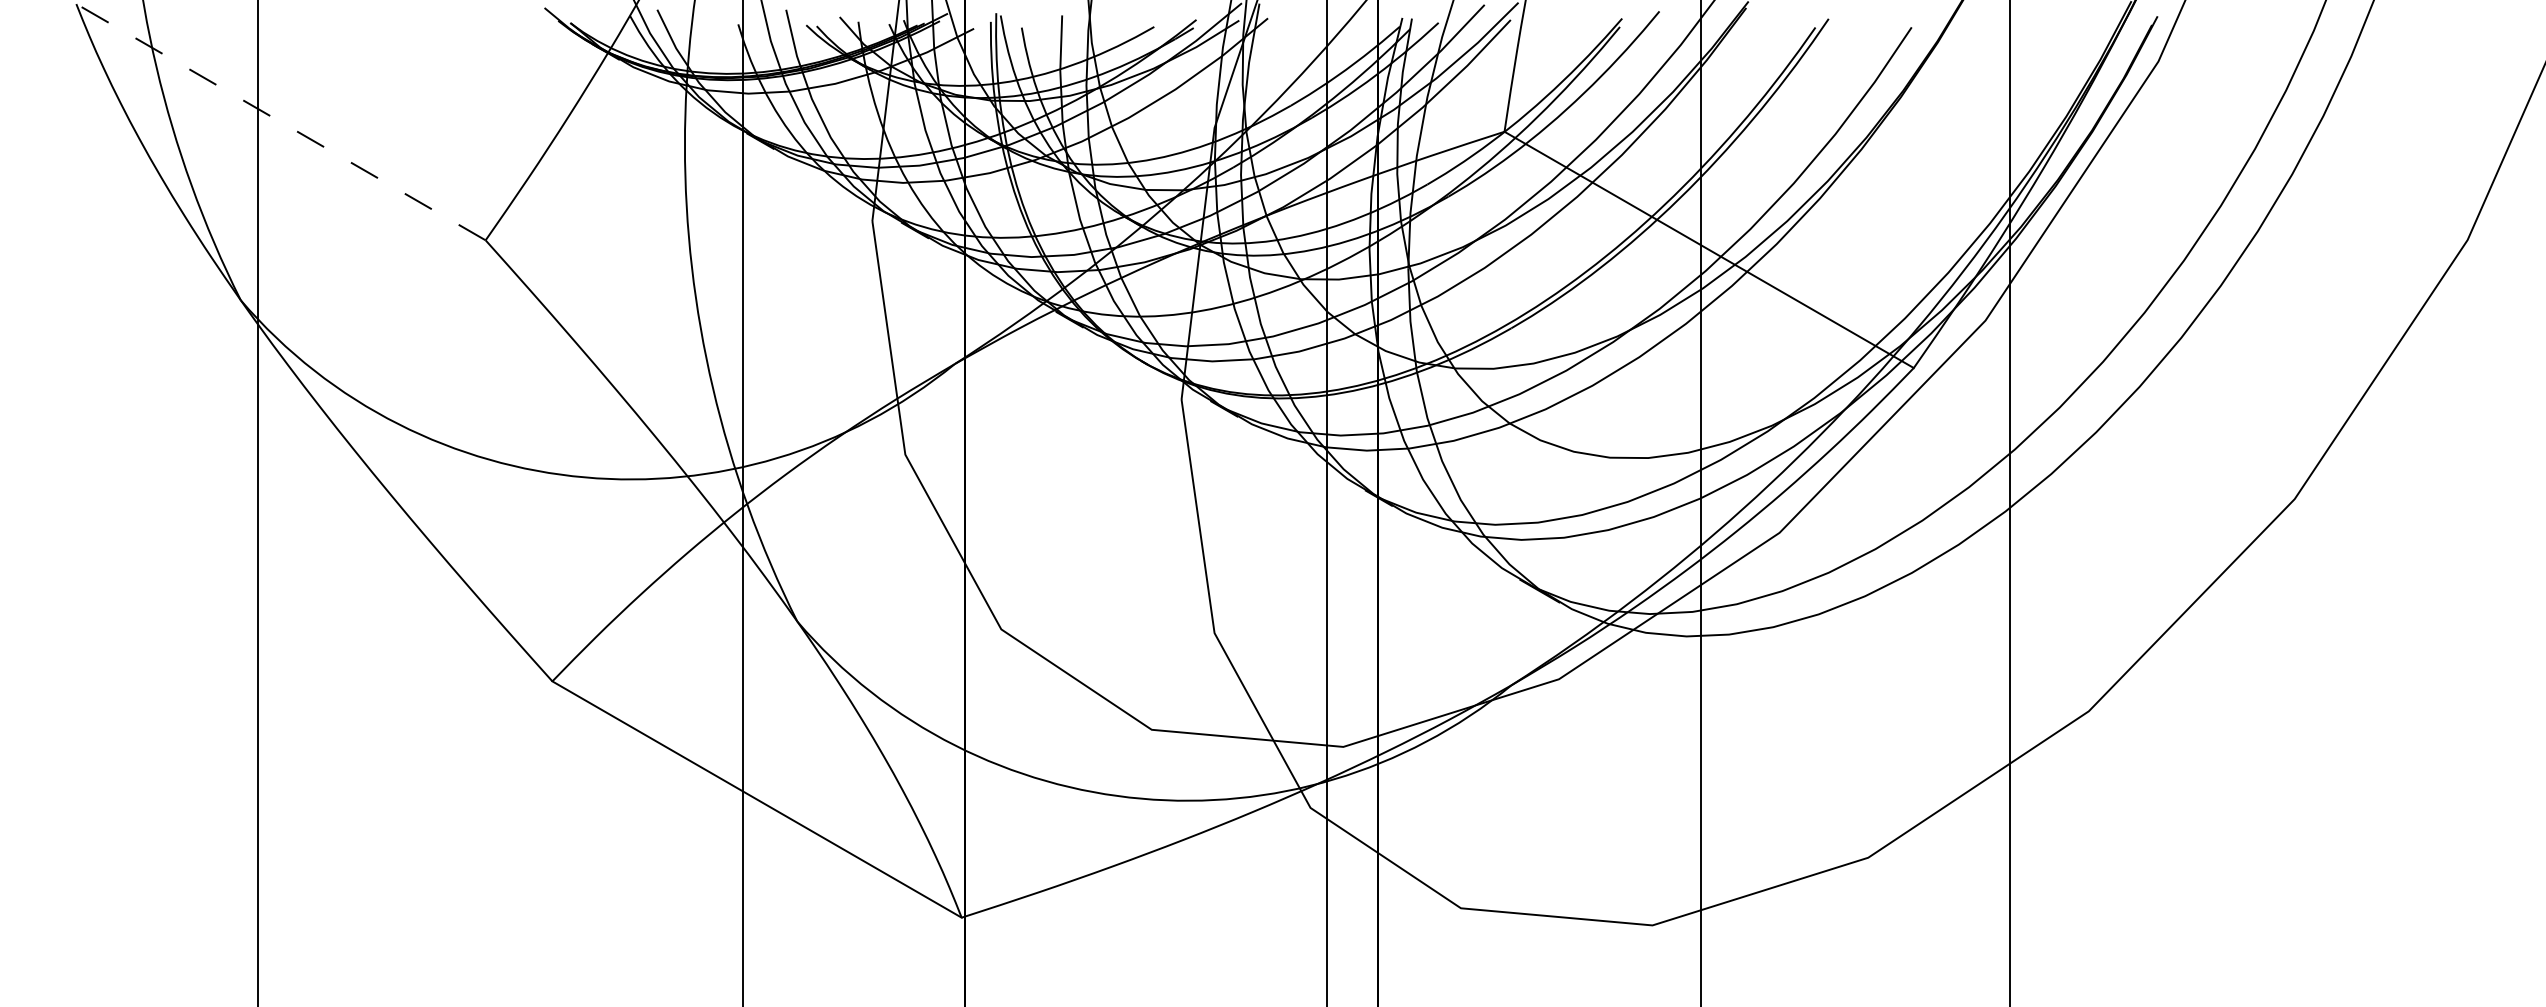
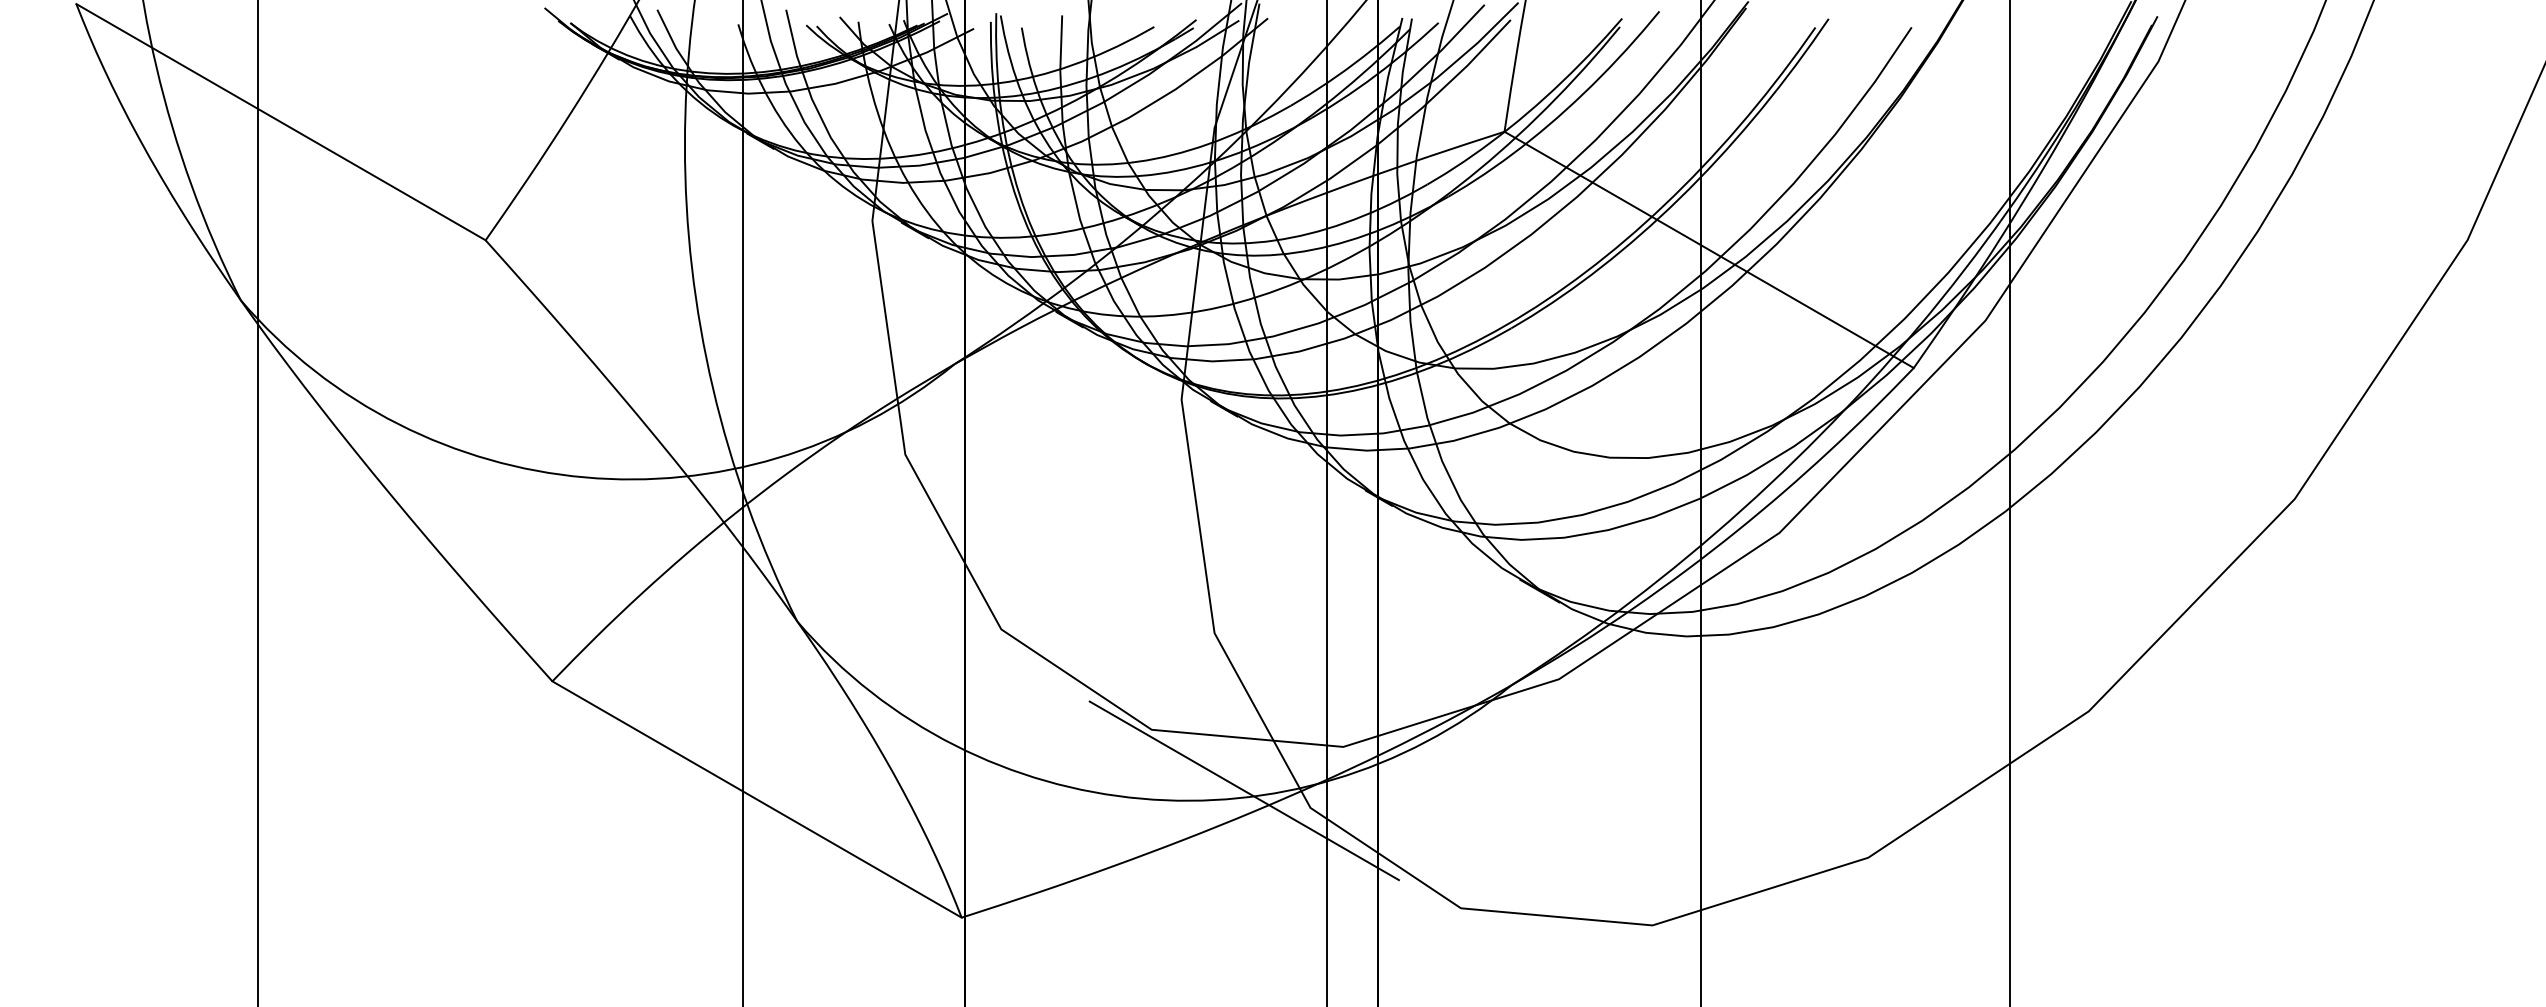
line: dashed -> solid (280, 121)
line: none -> present (1243, 790)
